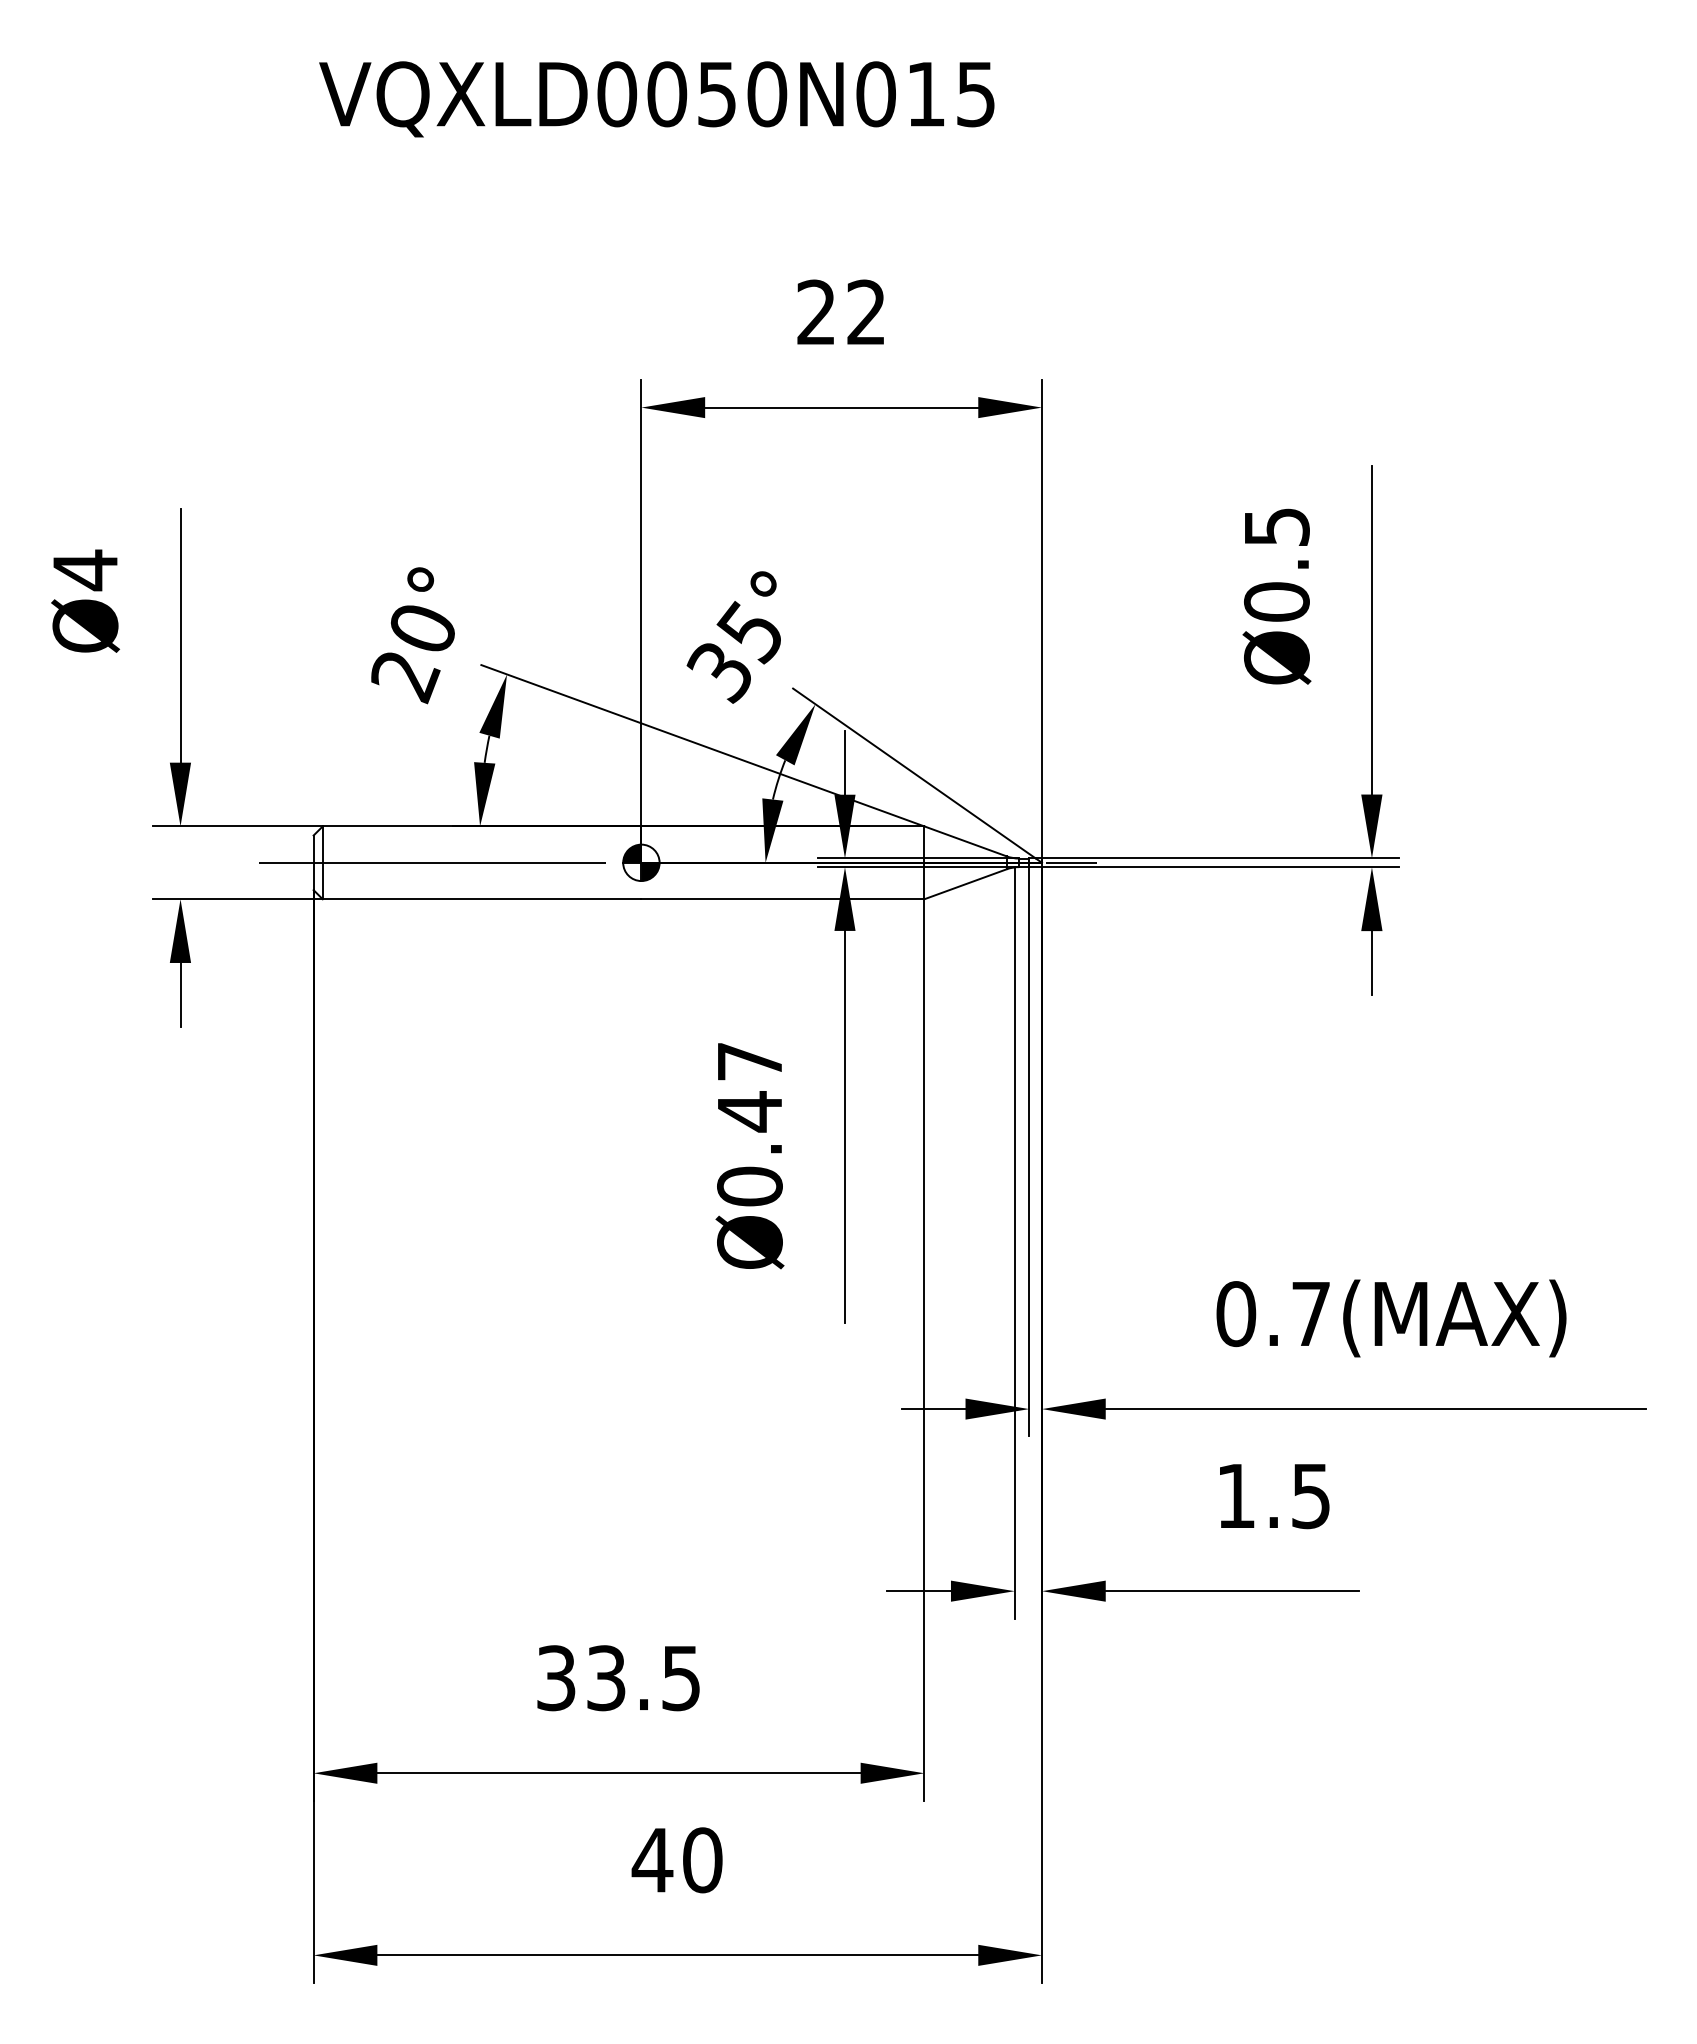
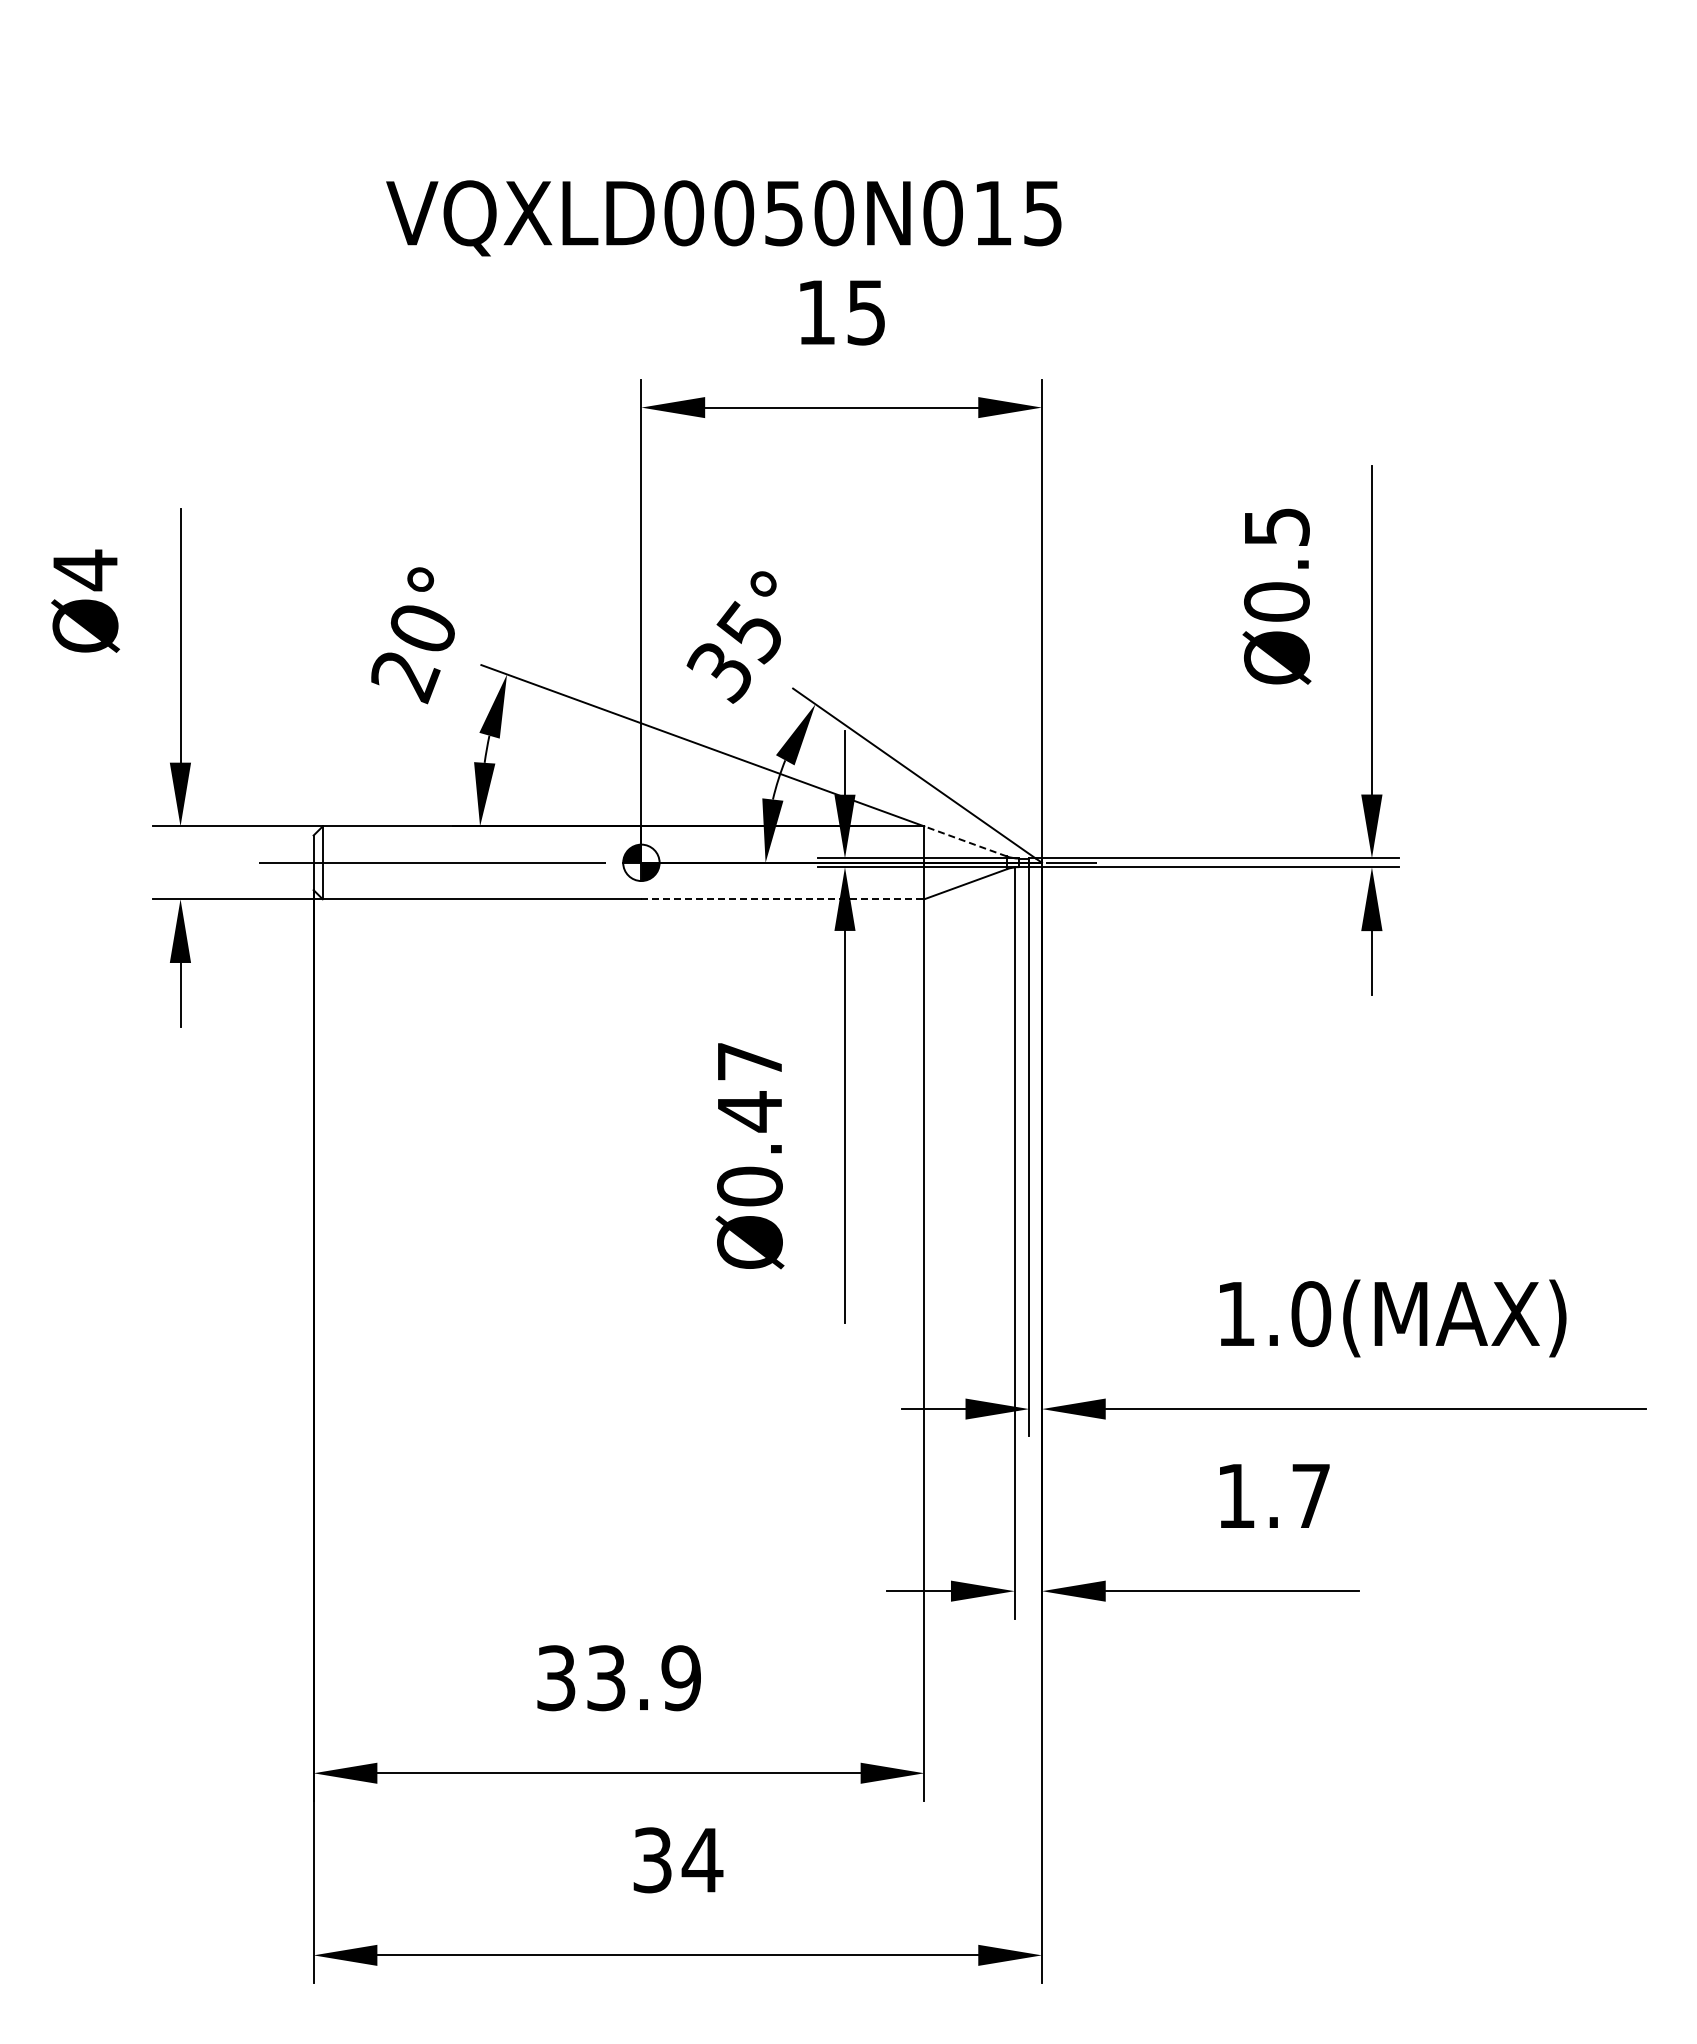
text position: (656, 99) -> (723, 218) (723, 218)
text: 22 -> 15 (840, 312)
line: solid -> dashed (965, 841)
line: solid -> dashed (782, 899)
text: 0.7(MAX) -> 1.0(MAX) (1273, 1314)
text: 1.5 -> 1.7 (1310, 1496)
text: 33.5 -> 33.9 (680, 1678)
text: 40 -> 34 (677, 1860)
